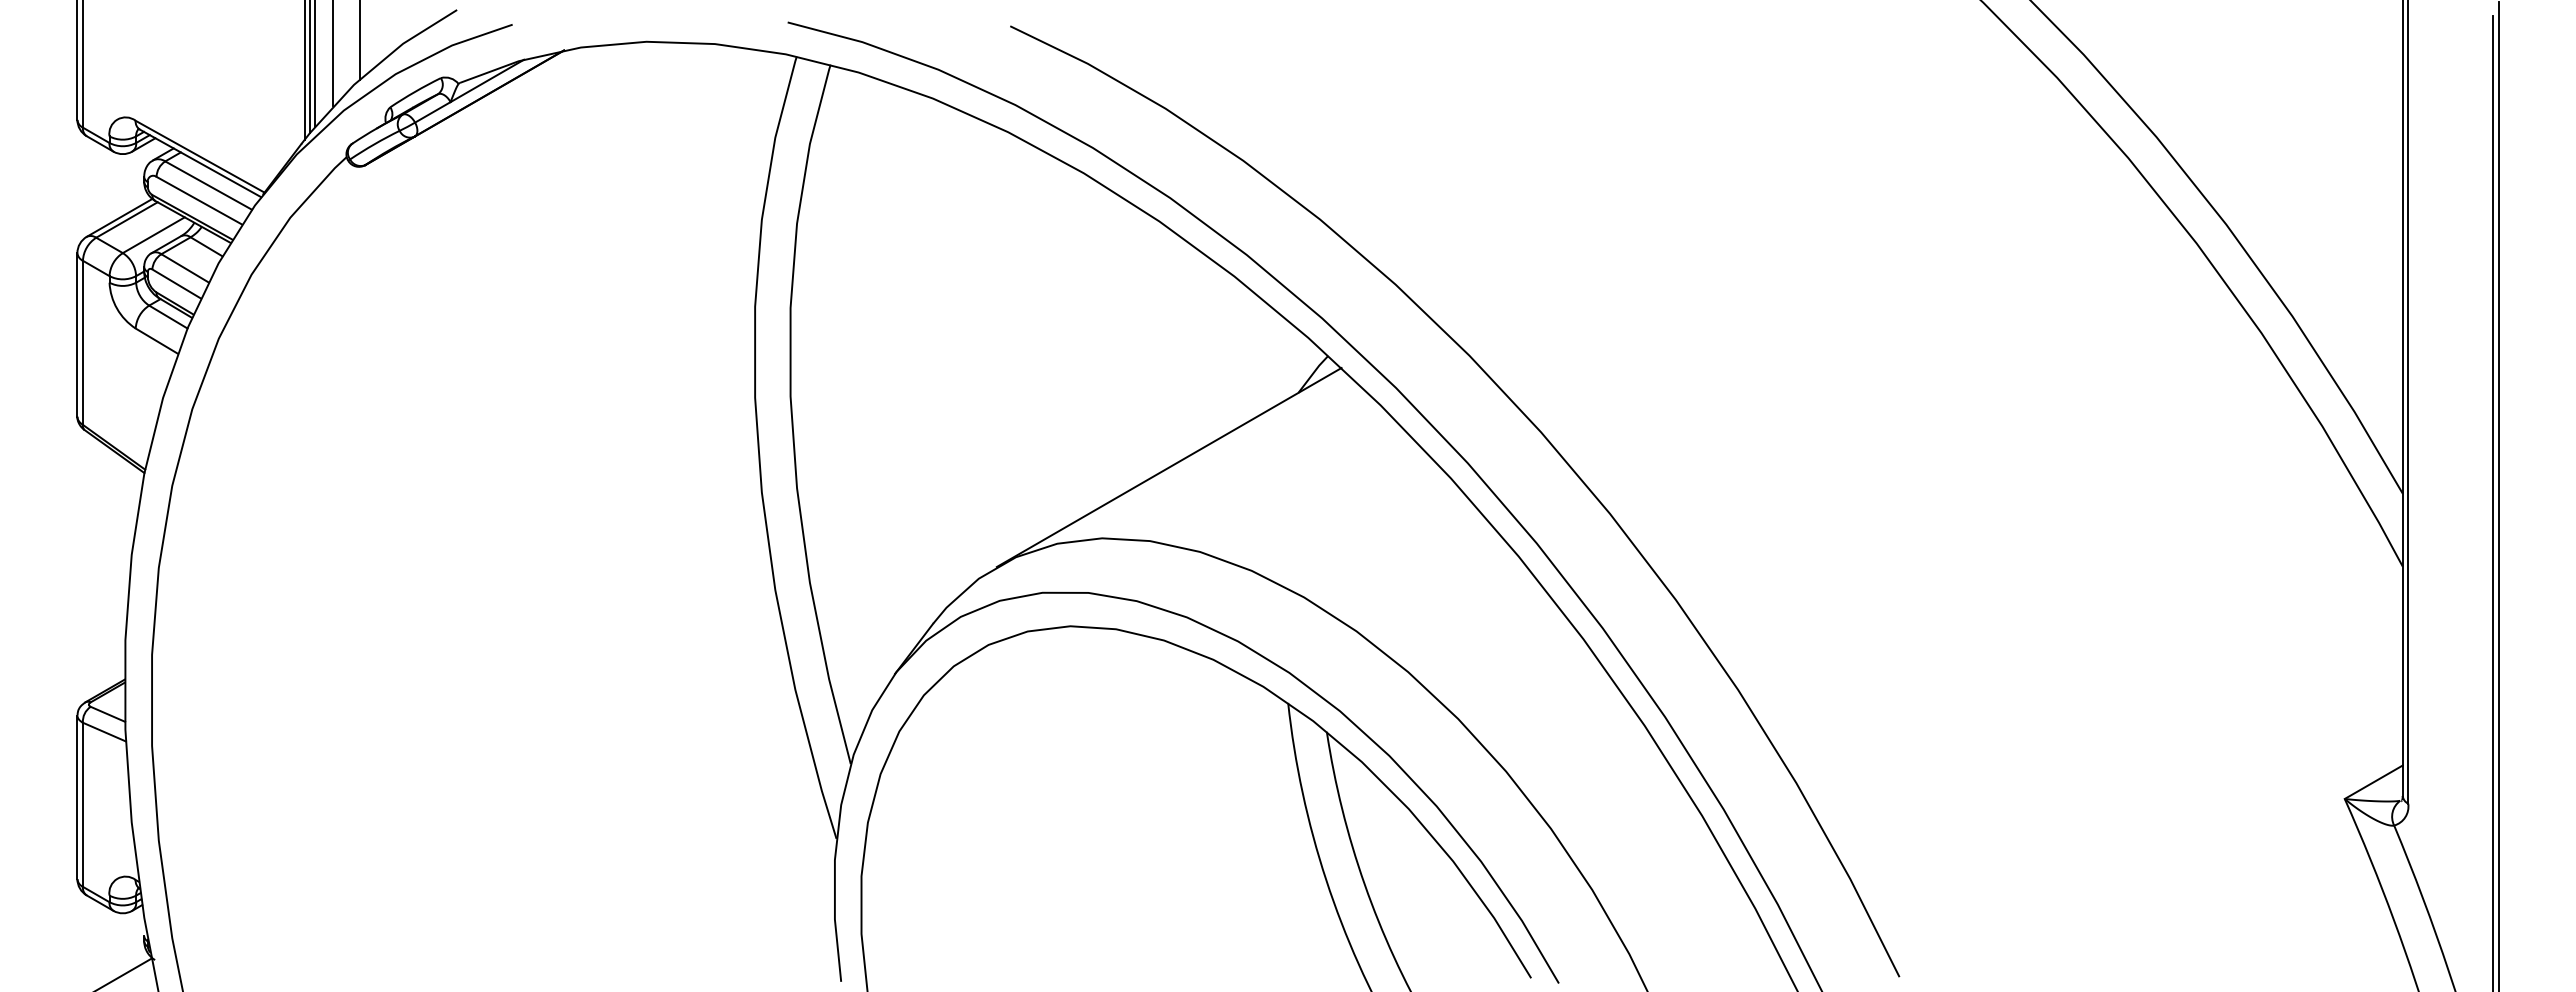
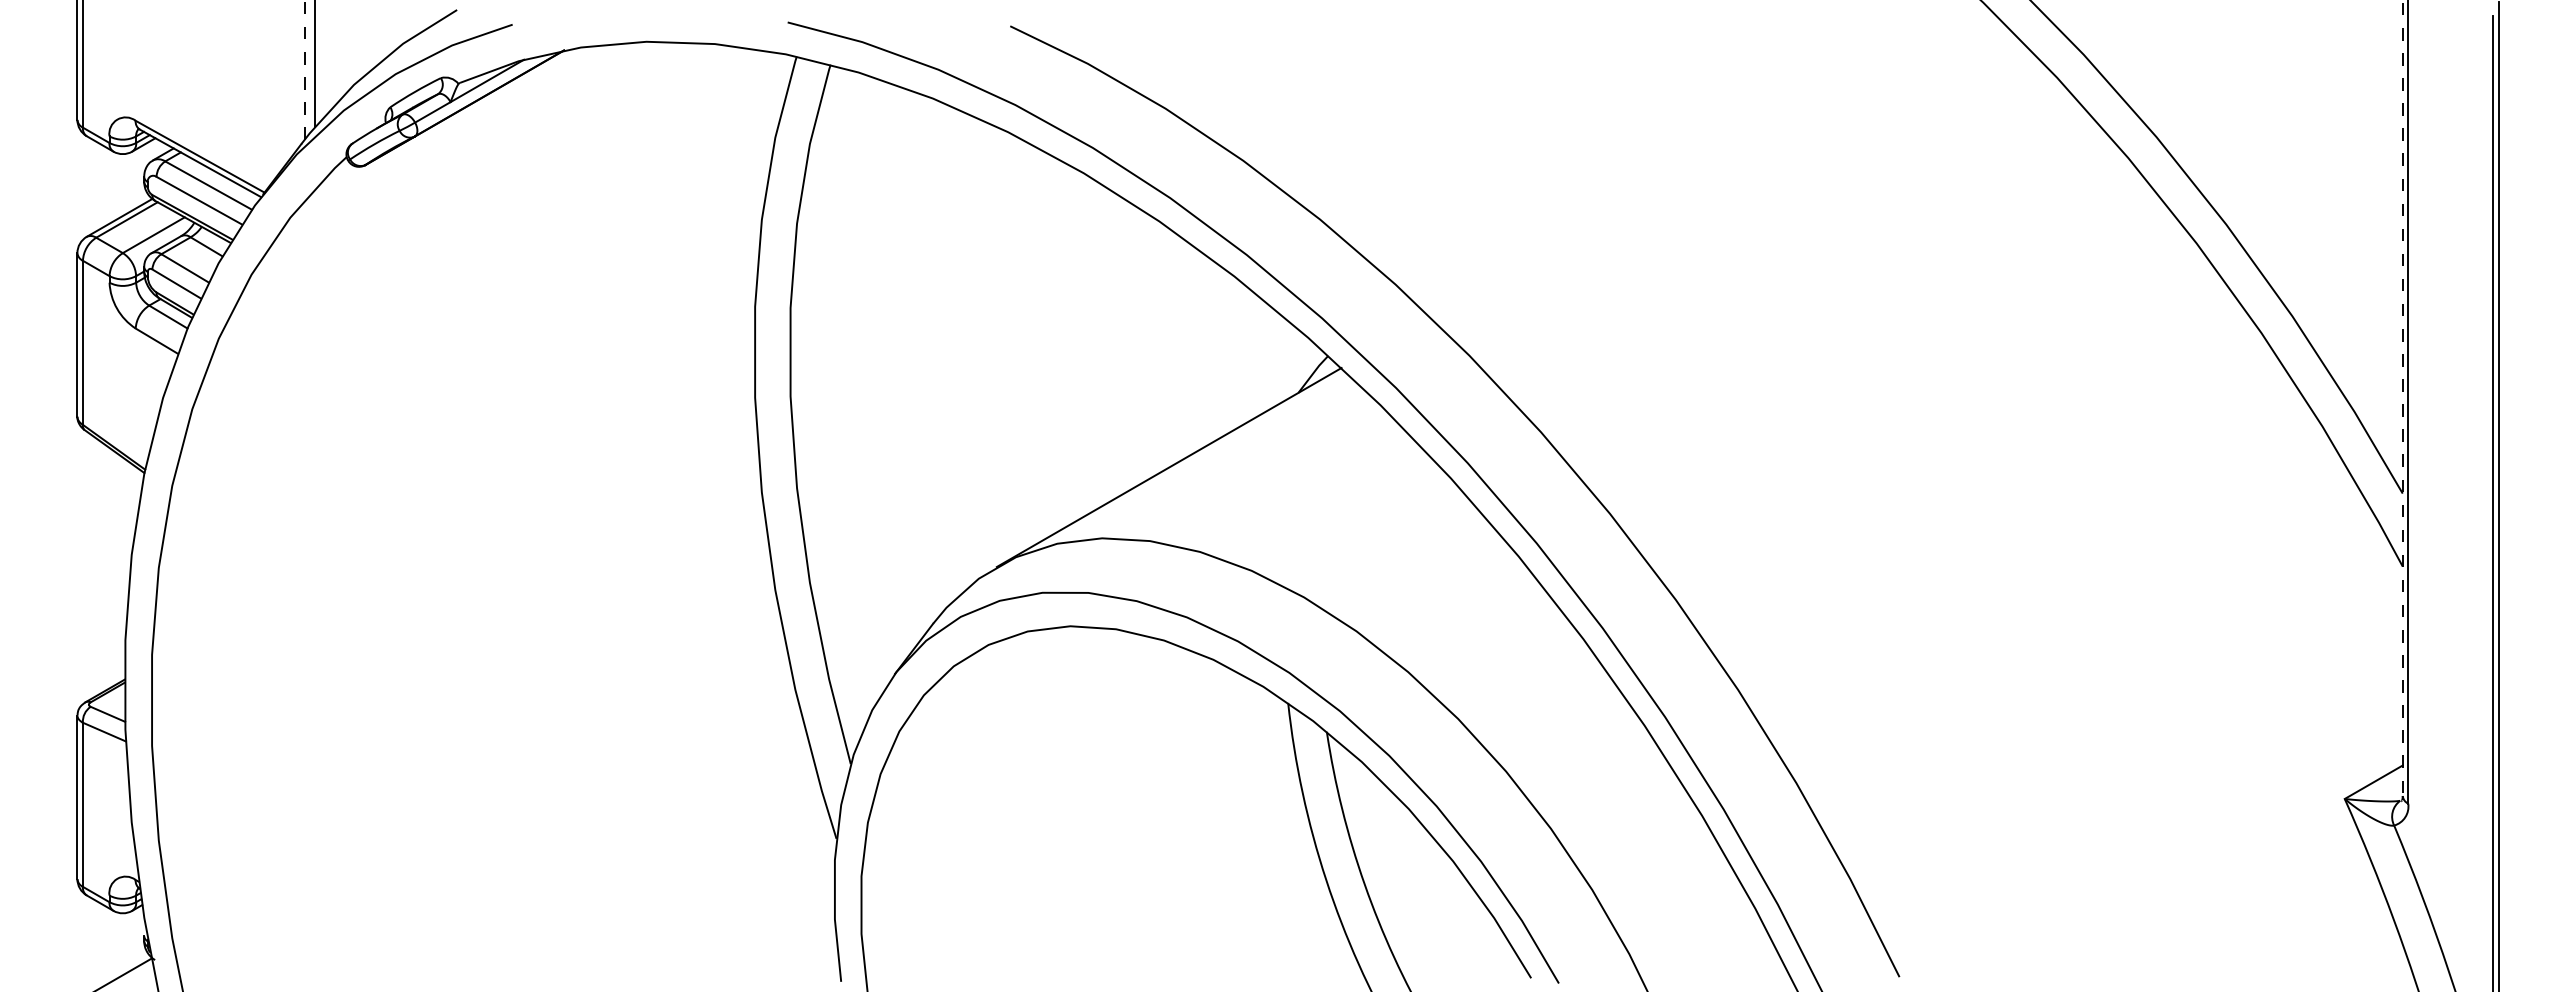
line: present -> none (359, 40)
line: present -> none (333, 54)
line: present -> none (309, 67)
line: solid -> dashed (304, 69)
line: solid -> dashed (2402, 398)
